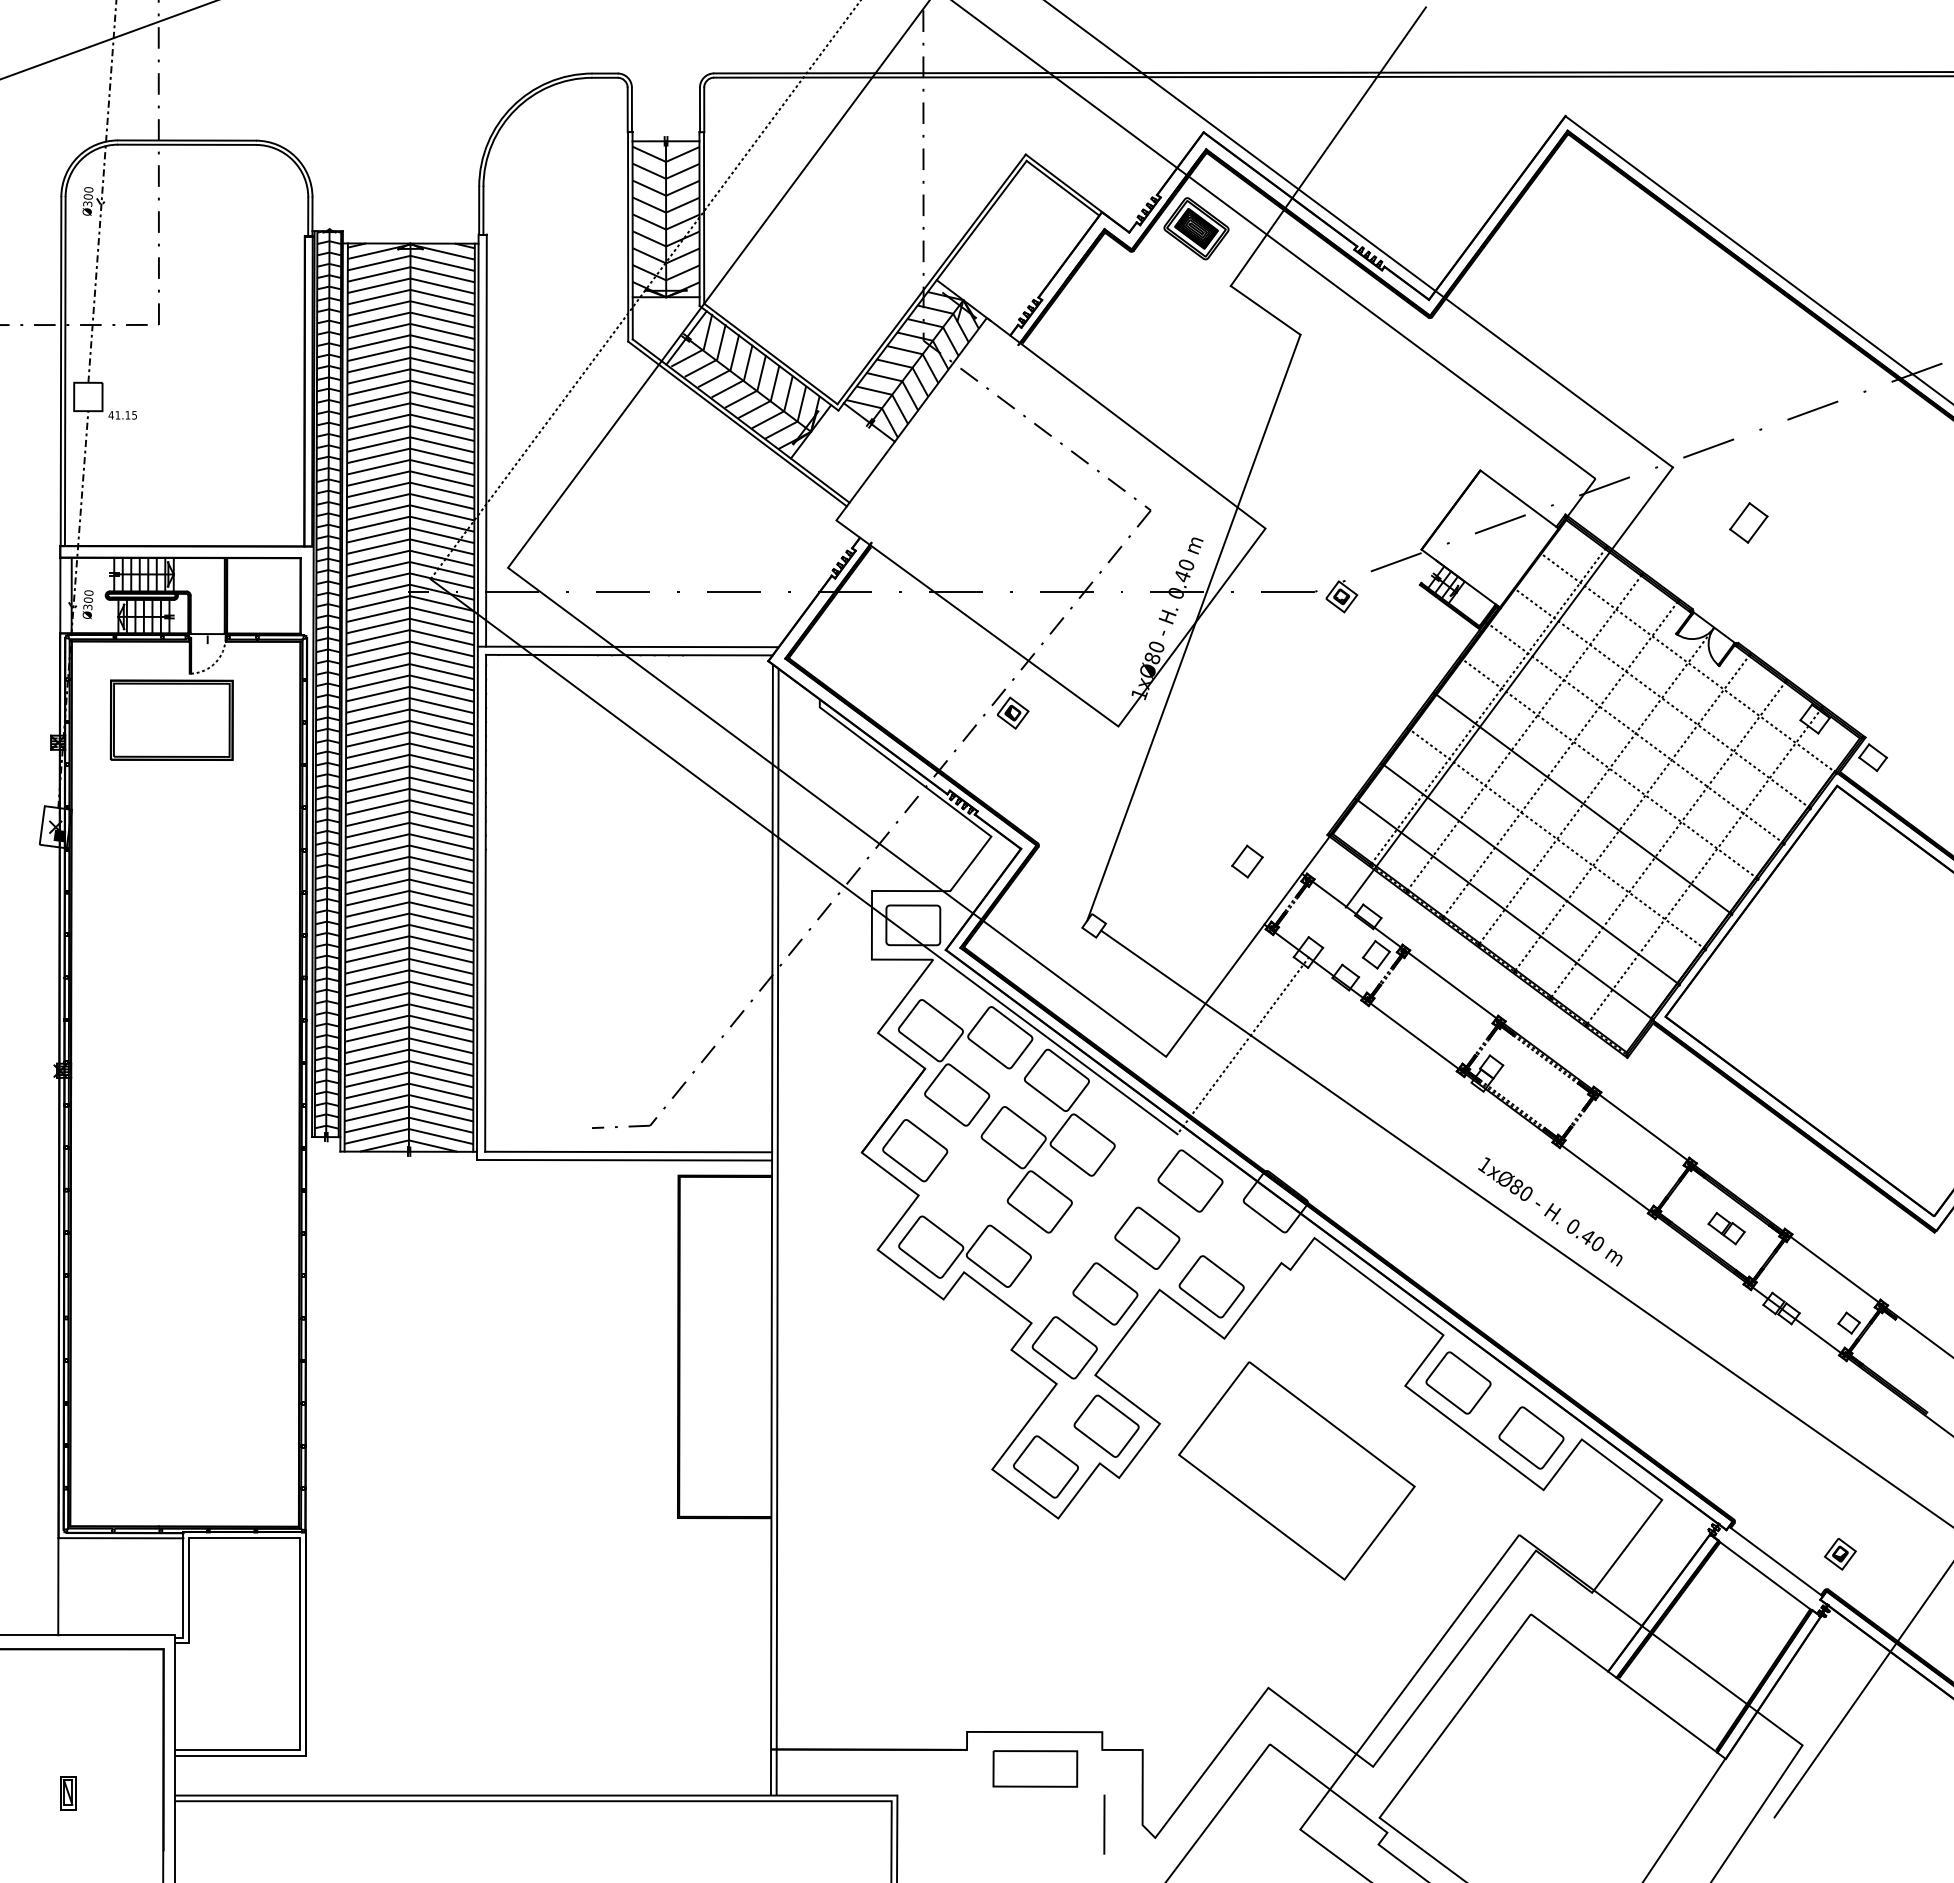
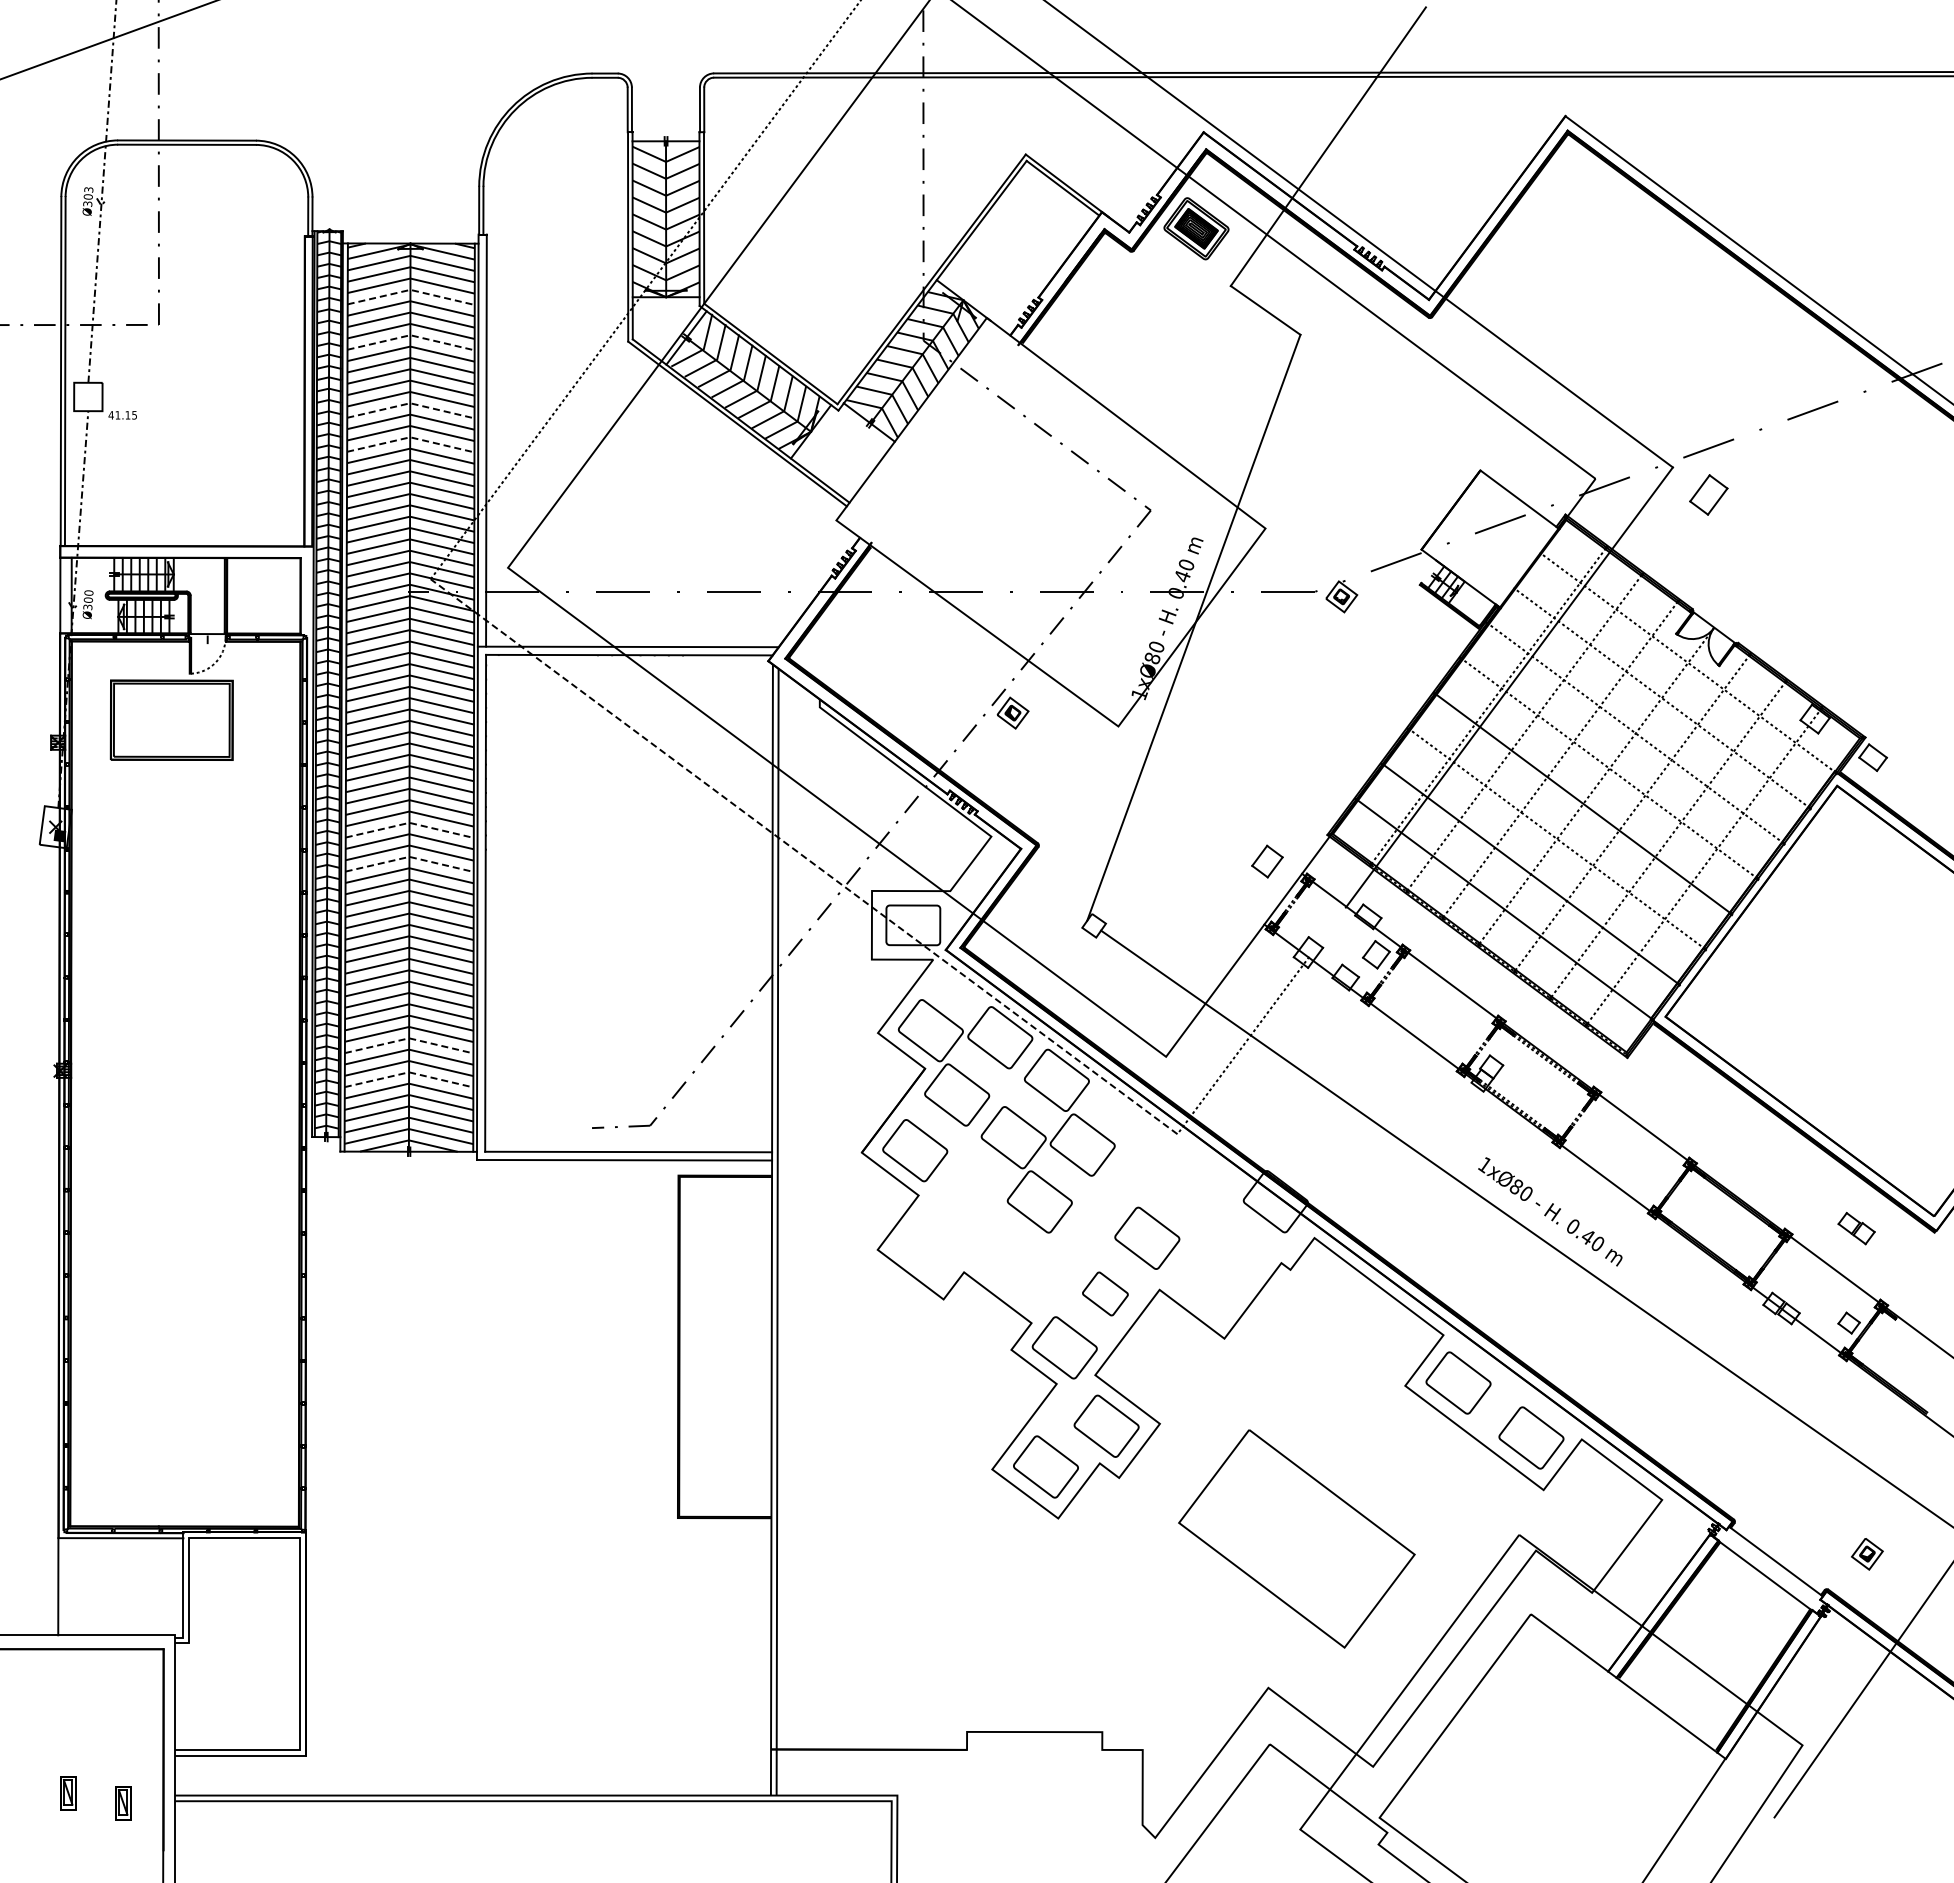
text: Ø300 -> Ø303 (88, 189)
line: solid -> dashed (411, 290)
line: solid -> dashed (411, 335)
line: solid -> dashed (411, 403)
line: solid -> dashed (411, 437)
part position: (1748, 522) -> (1708, 494) (1708, 494)
line: solid -> dashed (409, 822)
line: solid -> dashed (409, 856)
line: solid -> dashed (803, 856)
part position: (1247, 861) -> (1267, 861) (1267, 861)
line: solid -> dashed (409, 1038)
line: solid -> dashed (409, 1072)
part: present -> none (1190, 1180)
part position: (1726, 1228) -> (1856, 1228) (1856, 1228)
part: present -> none (964, 1251)
part: present -> none (1211, 1286)
part size: 67x64 px -> 47x46 px (1105, 1293)
part position: (1296, 1470) -> (1296, 1538) (1296, 1538)
part position: (1840, 1554) -> (1867, 1554) (1867, 1554)
part: present -> none (1035, 1768)
part: none -> present (123, 1803)
line: present -> none (1104, 1824)
